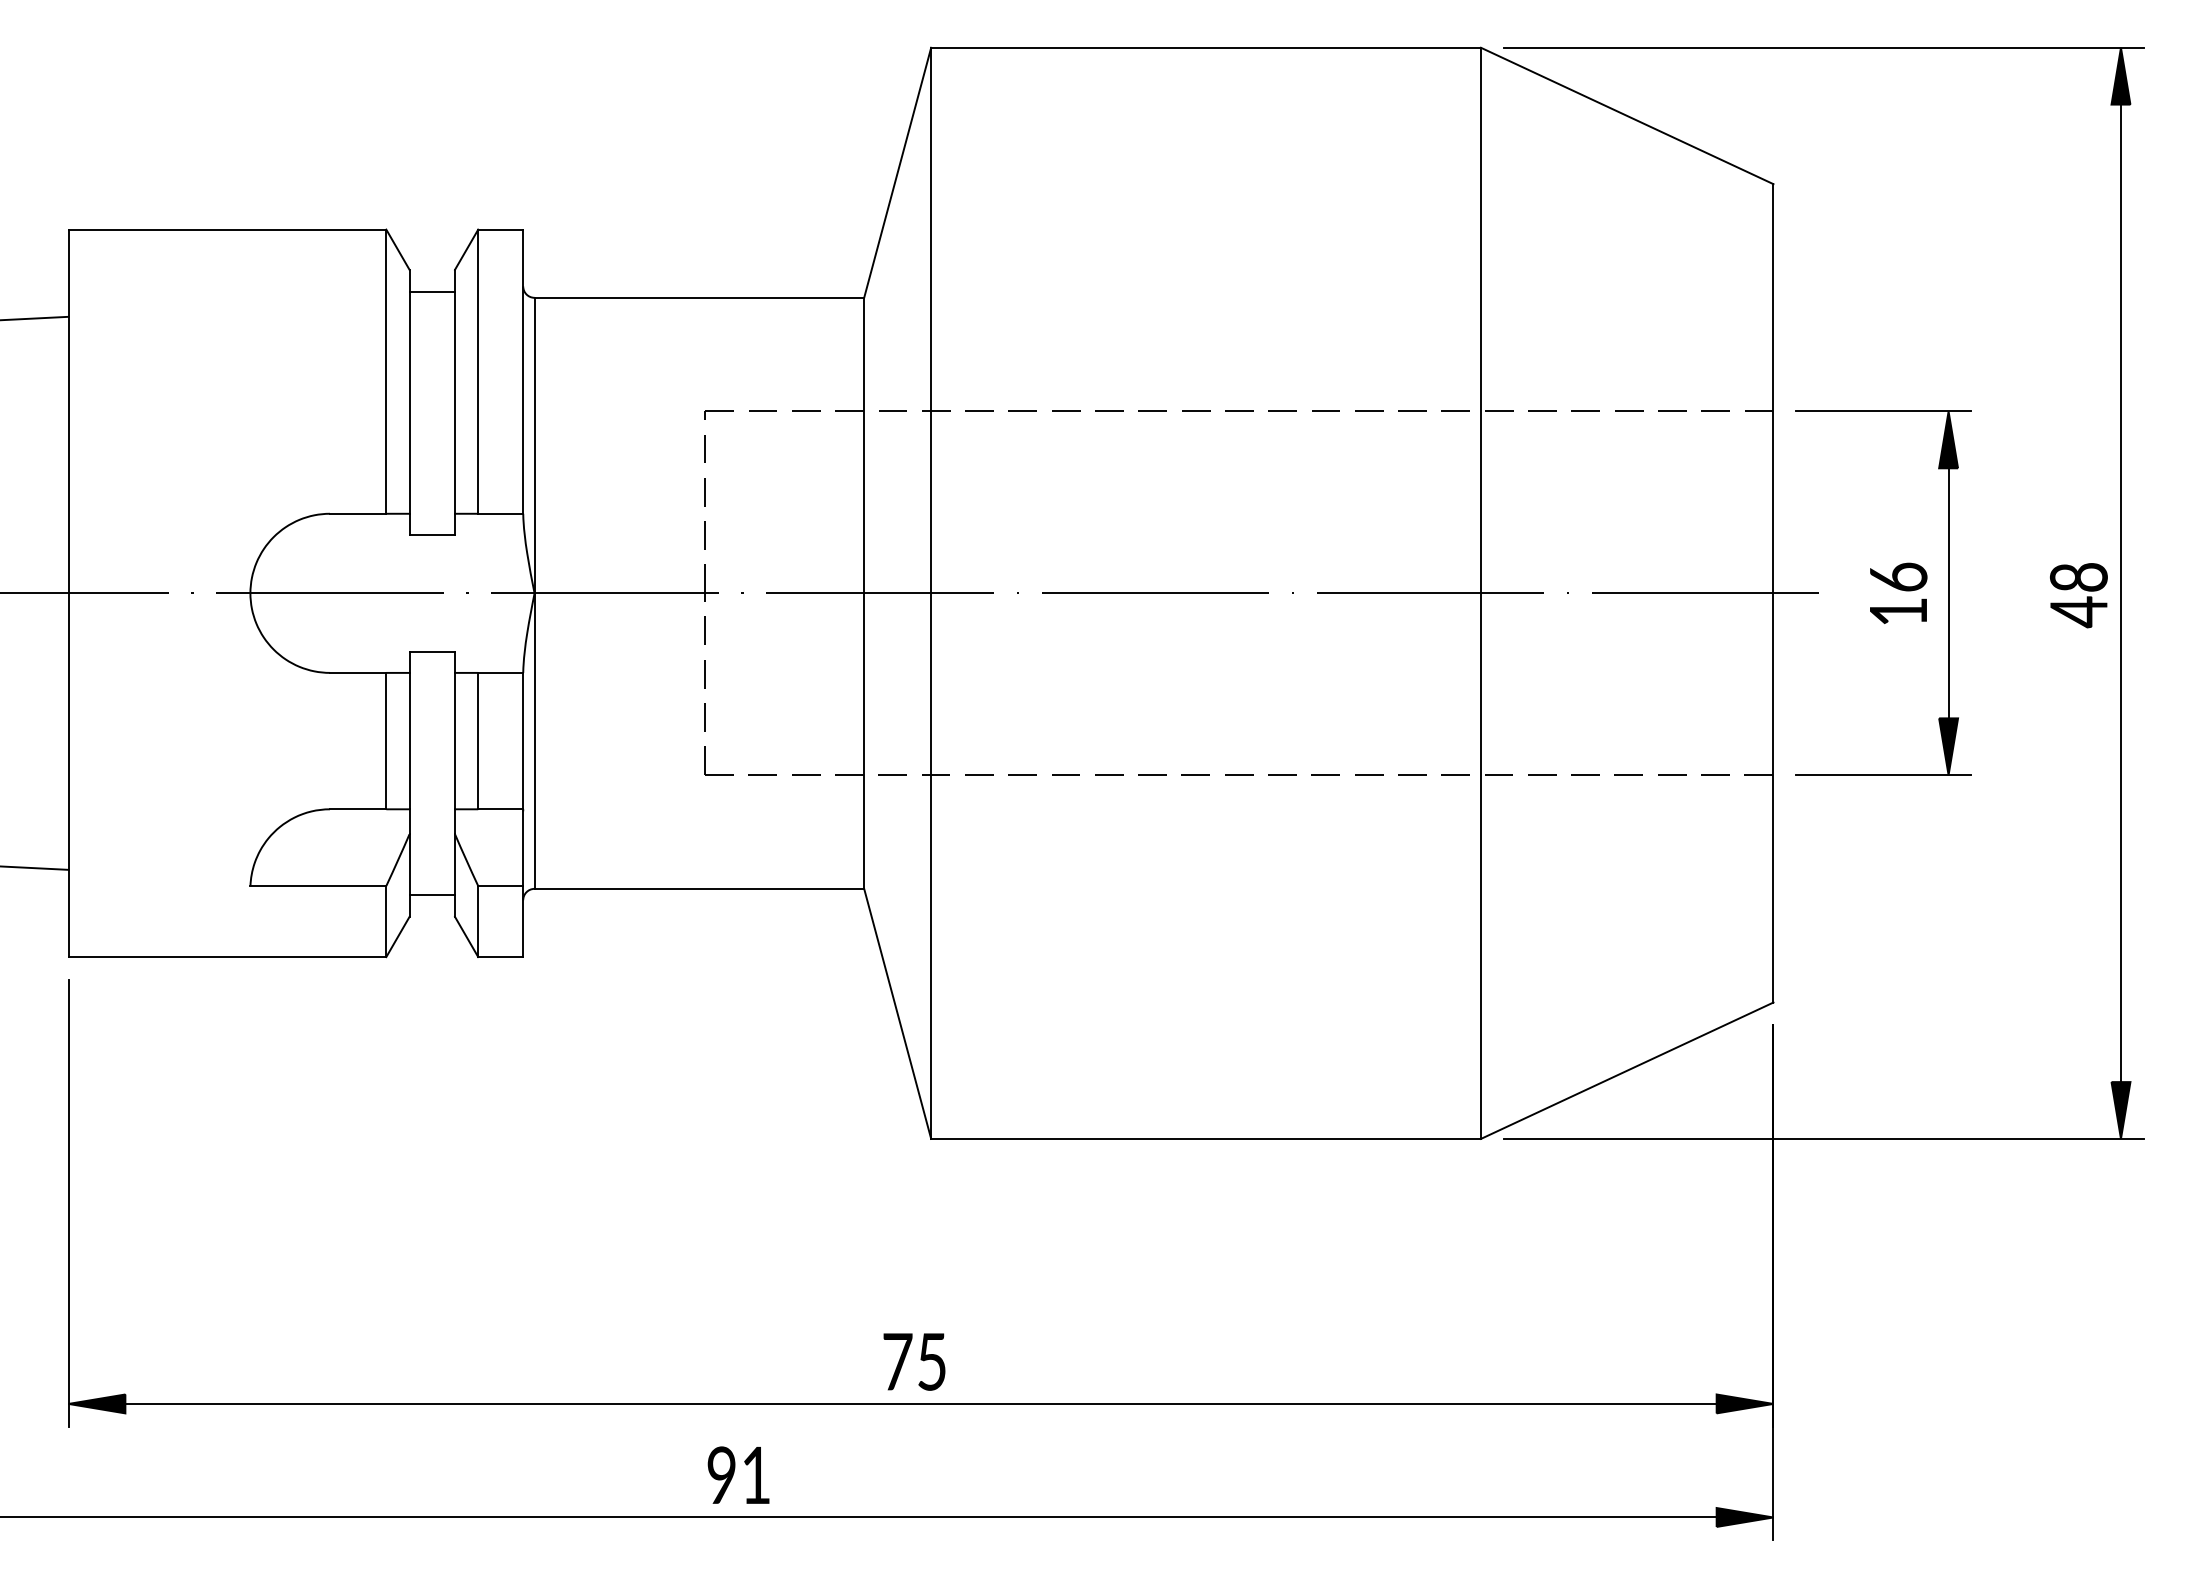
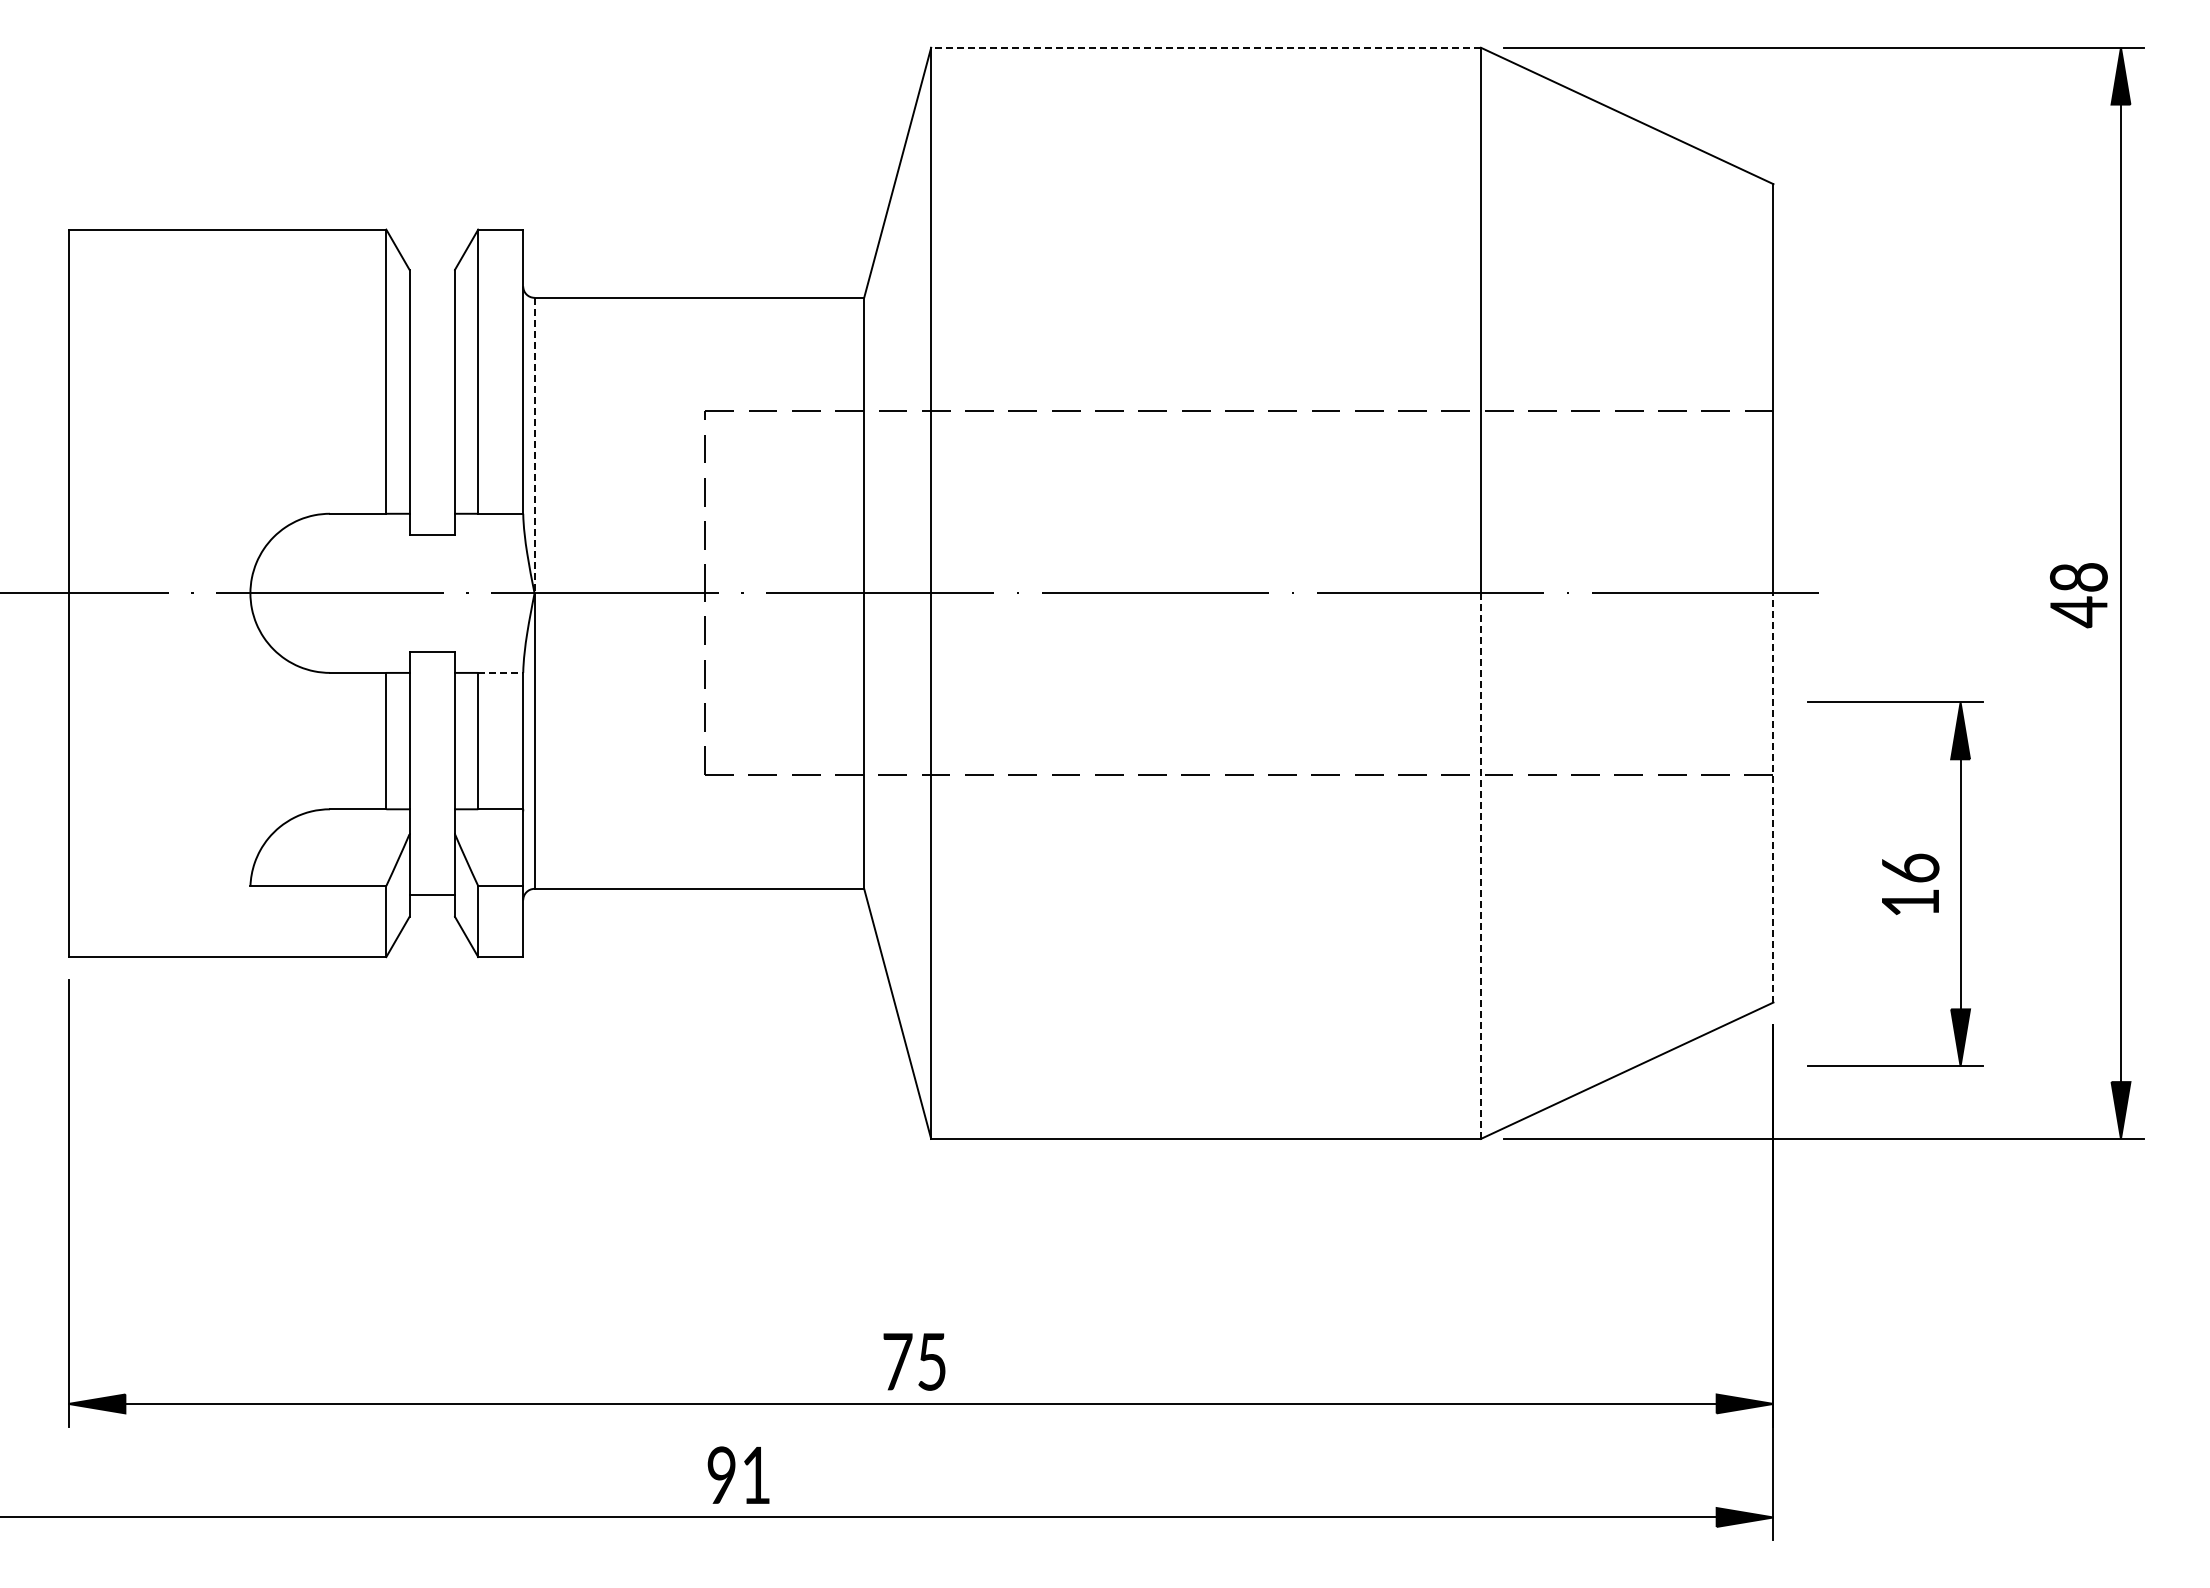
line: solid -> dashed (1206, 47)
line: present -> none (432, 292)
line: present -> none (35, 318)
line: solid -> dashed (534, 445)
part position: (1887, 584) -> (1899, 875) (1899, 875)
line: solid -> dashed (501, 672)
line: solid -> dashed (1773, 797)
line: solid -> dashed (1480, 866)
line: present -> none (35, 867)
